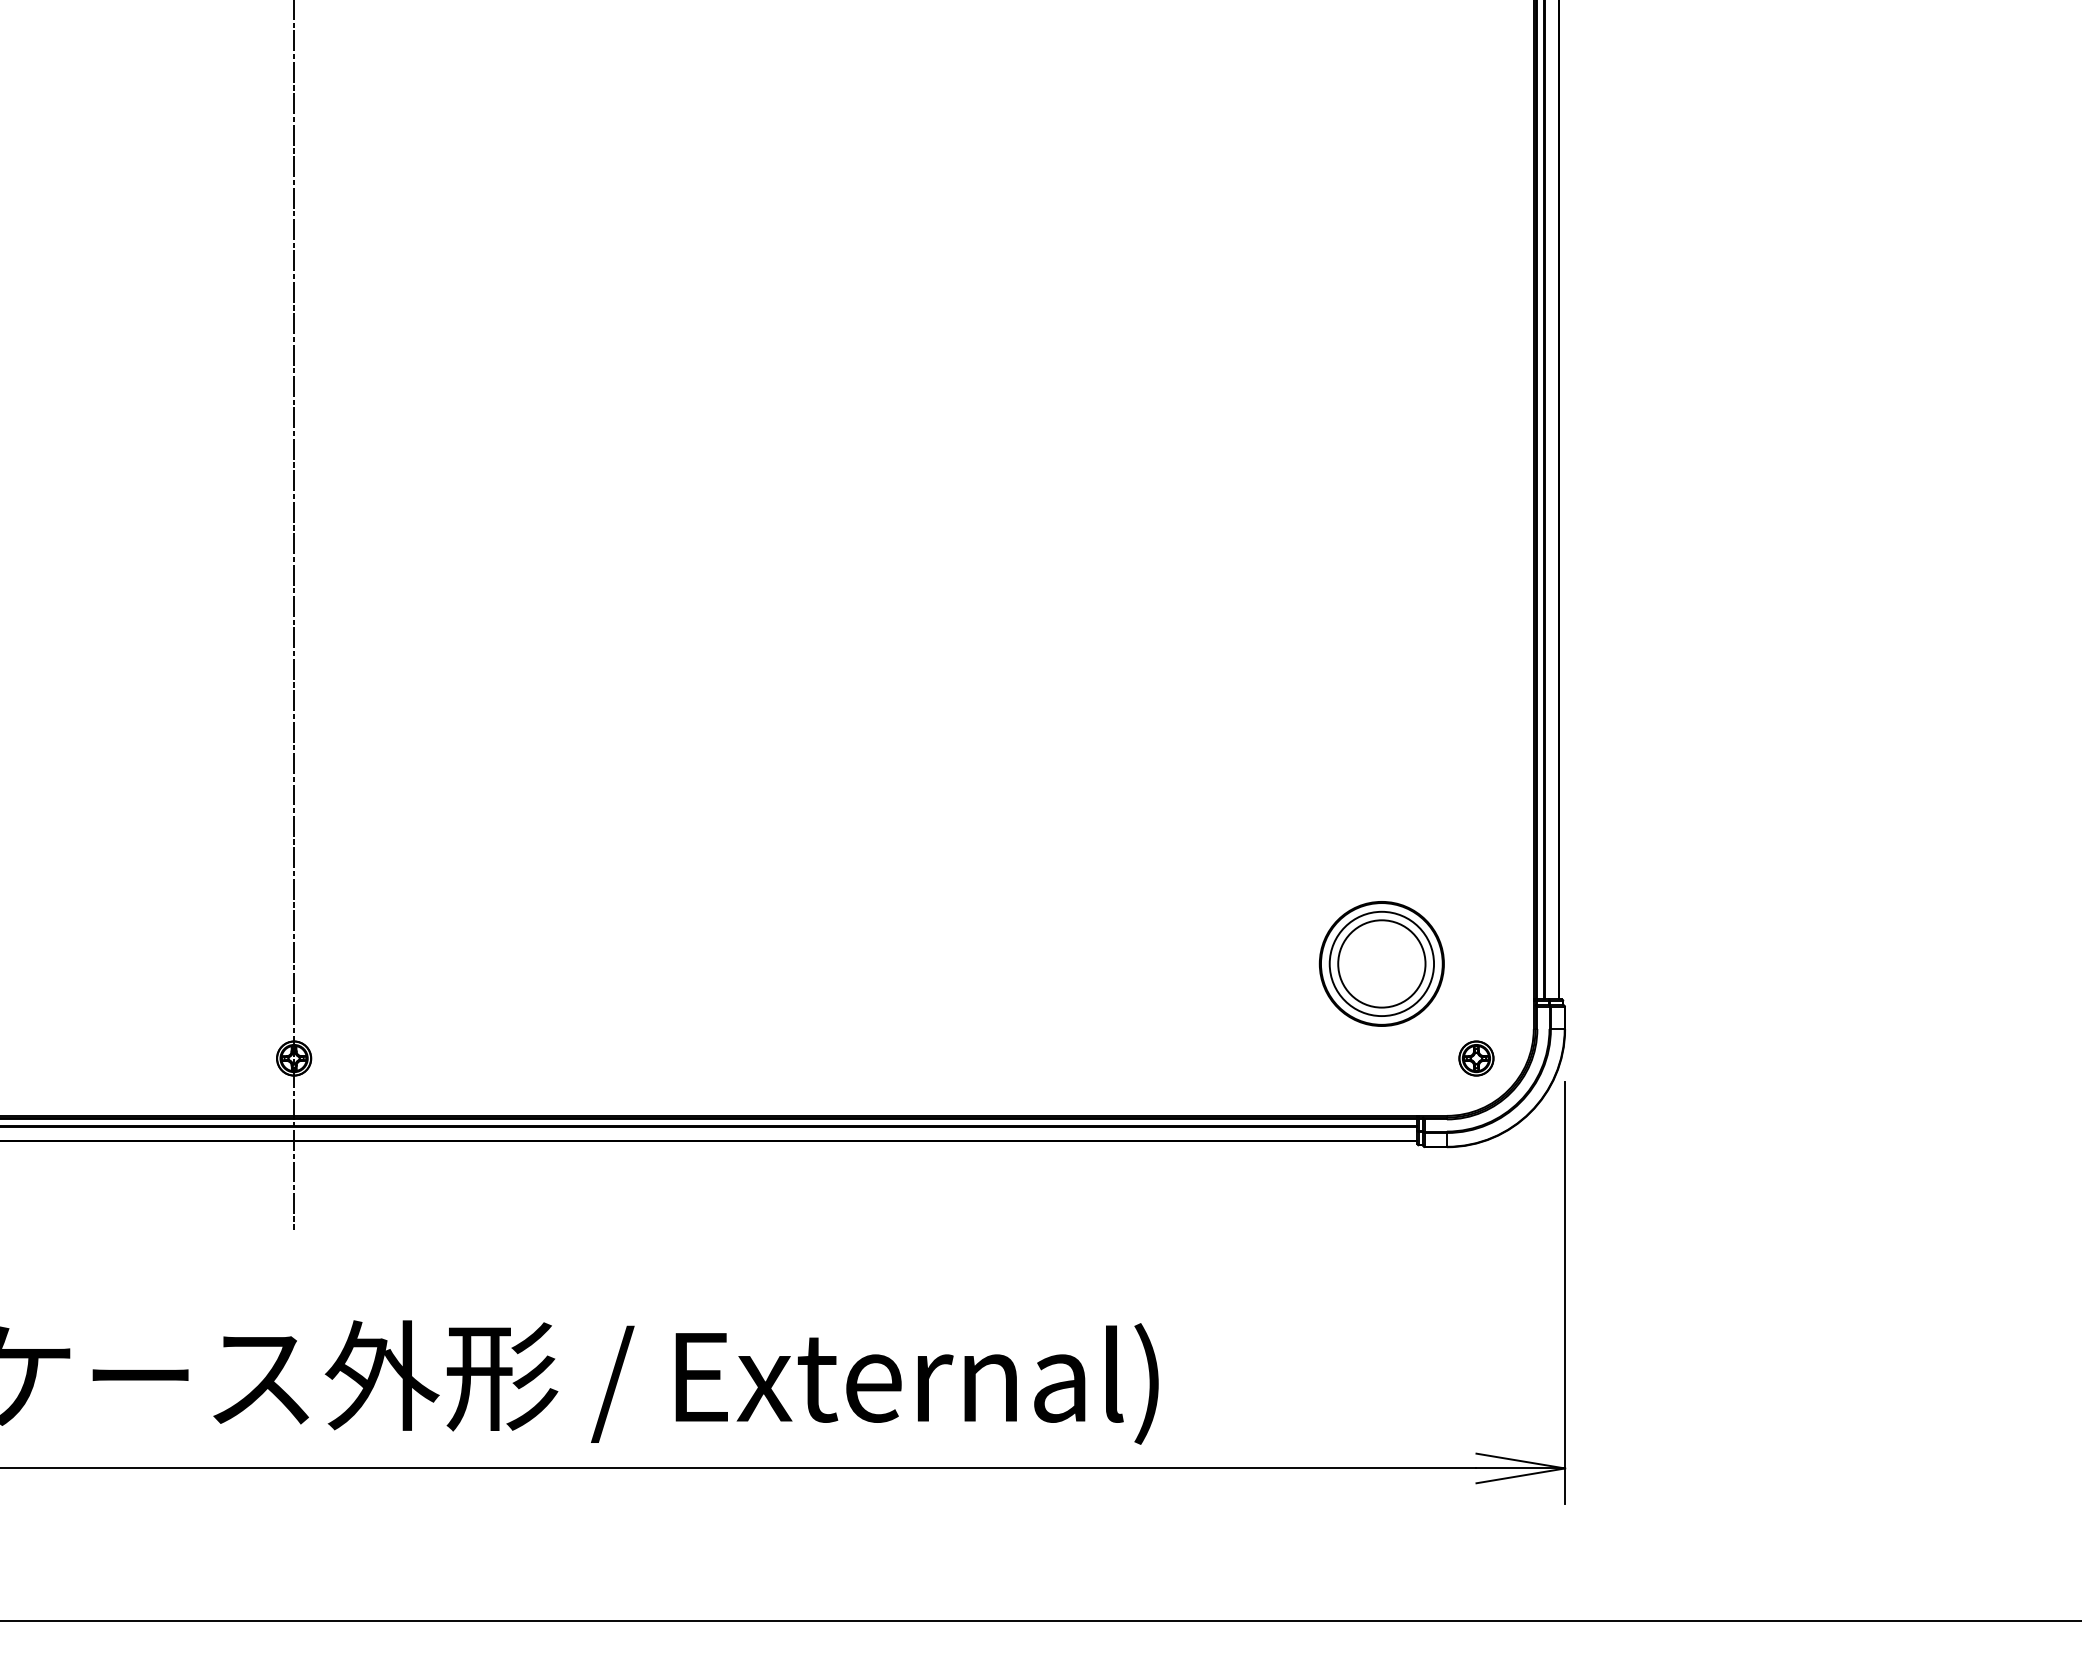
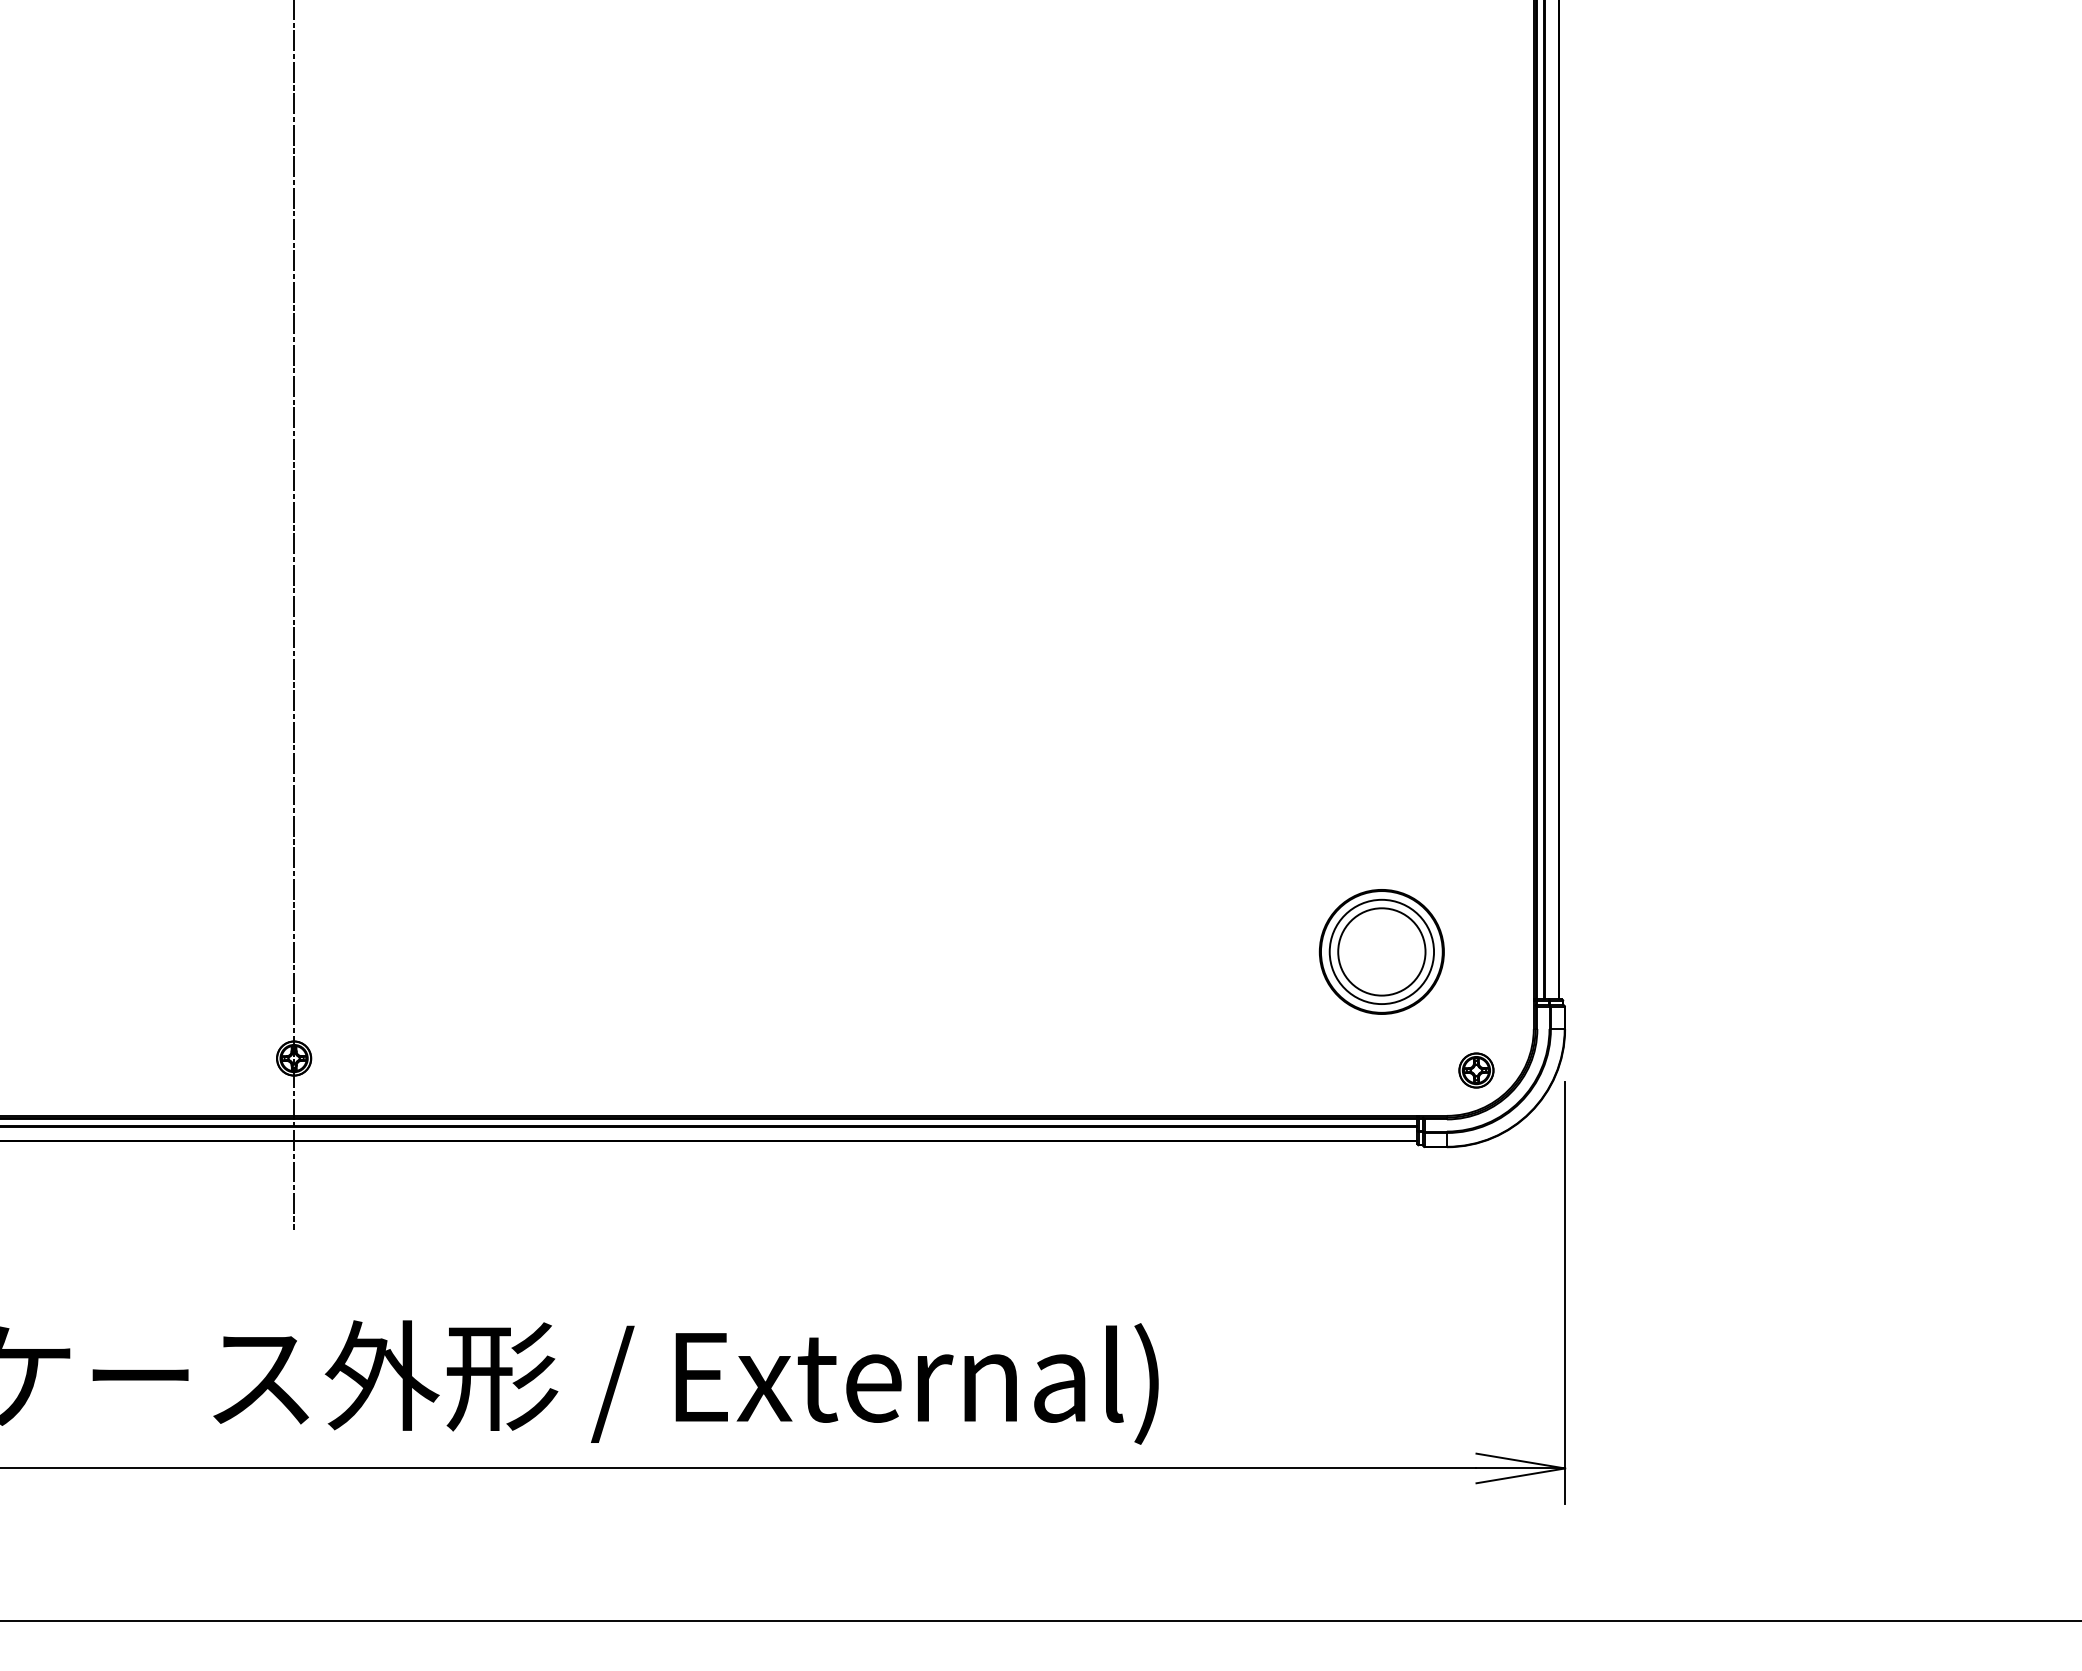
part position: (1381, 963) -> (1381, 951) (1381, 951)
part position: (1476, 1058) -> (1476, 1070) (1476, 1070)
